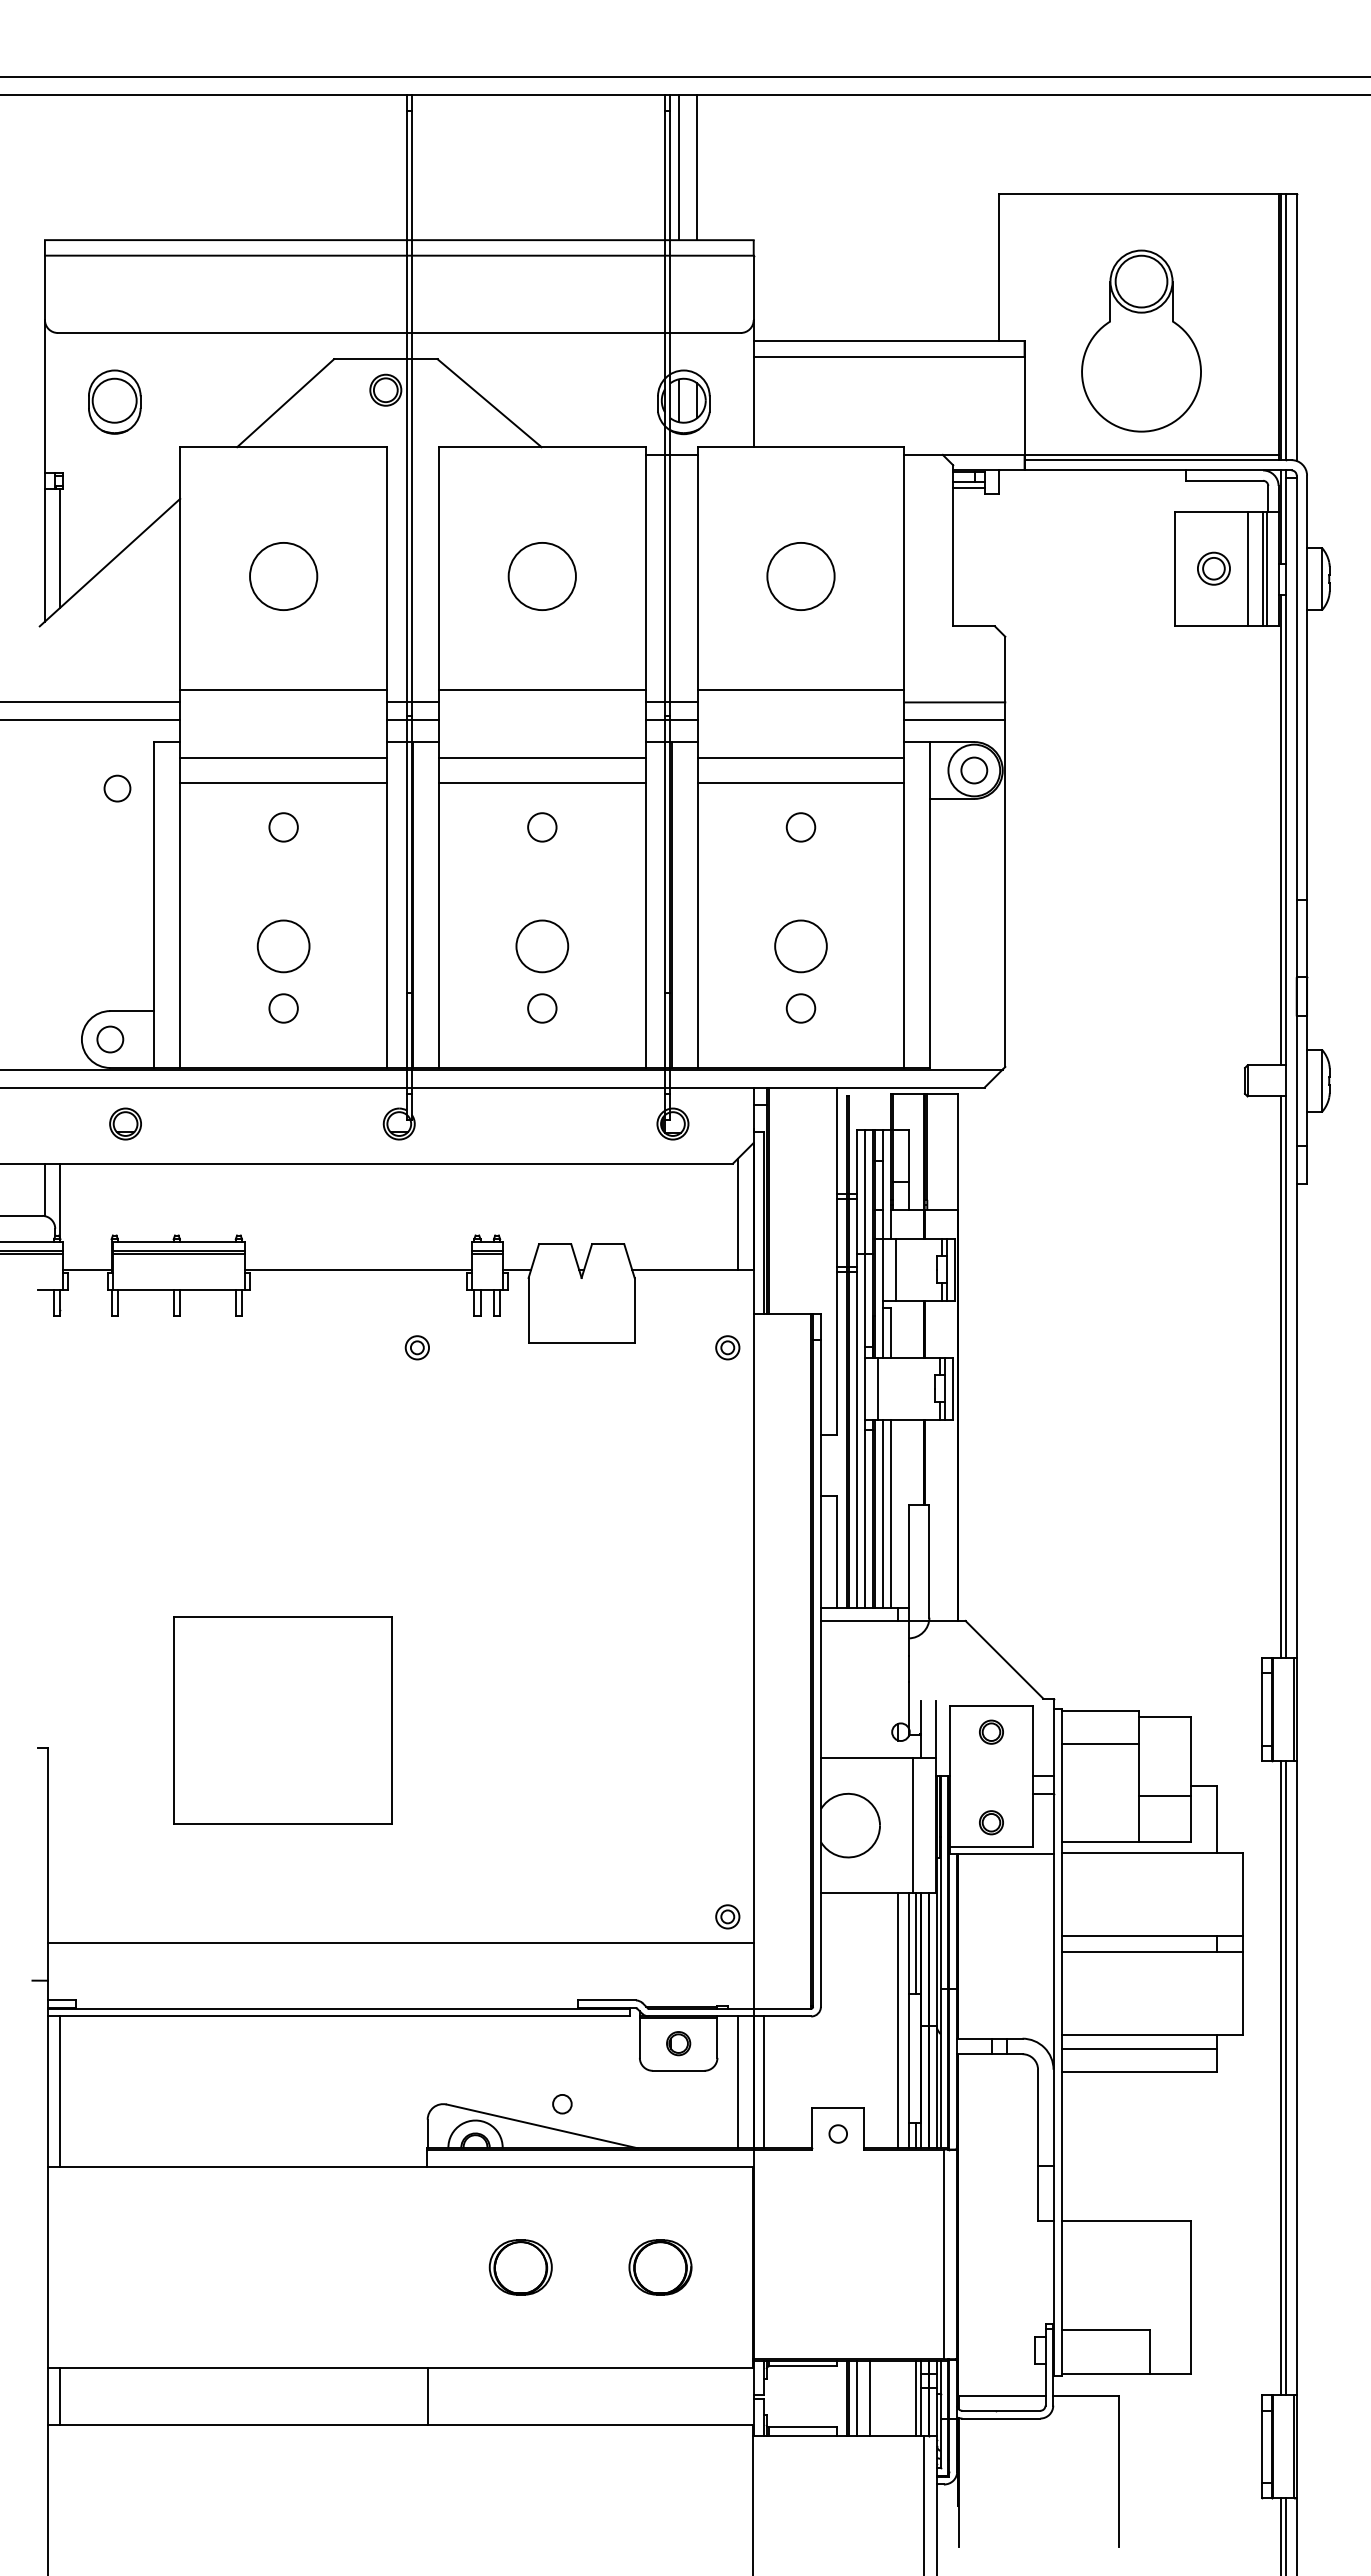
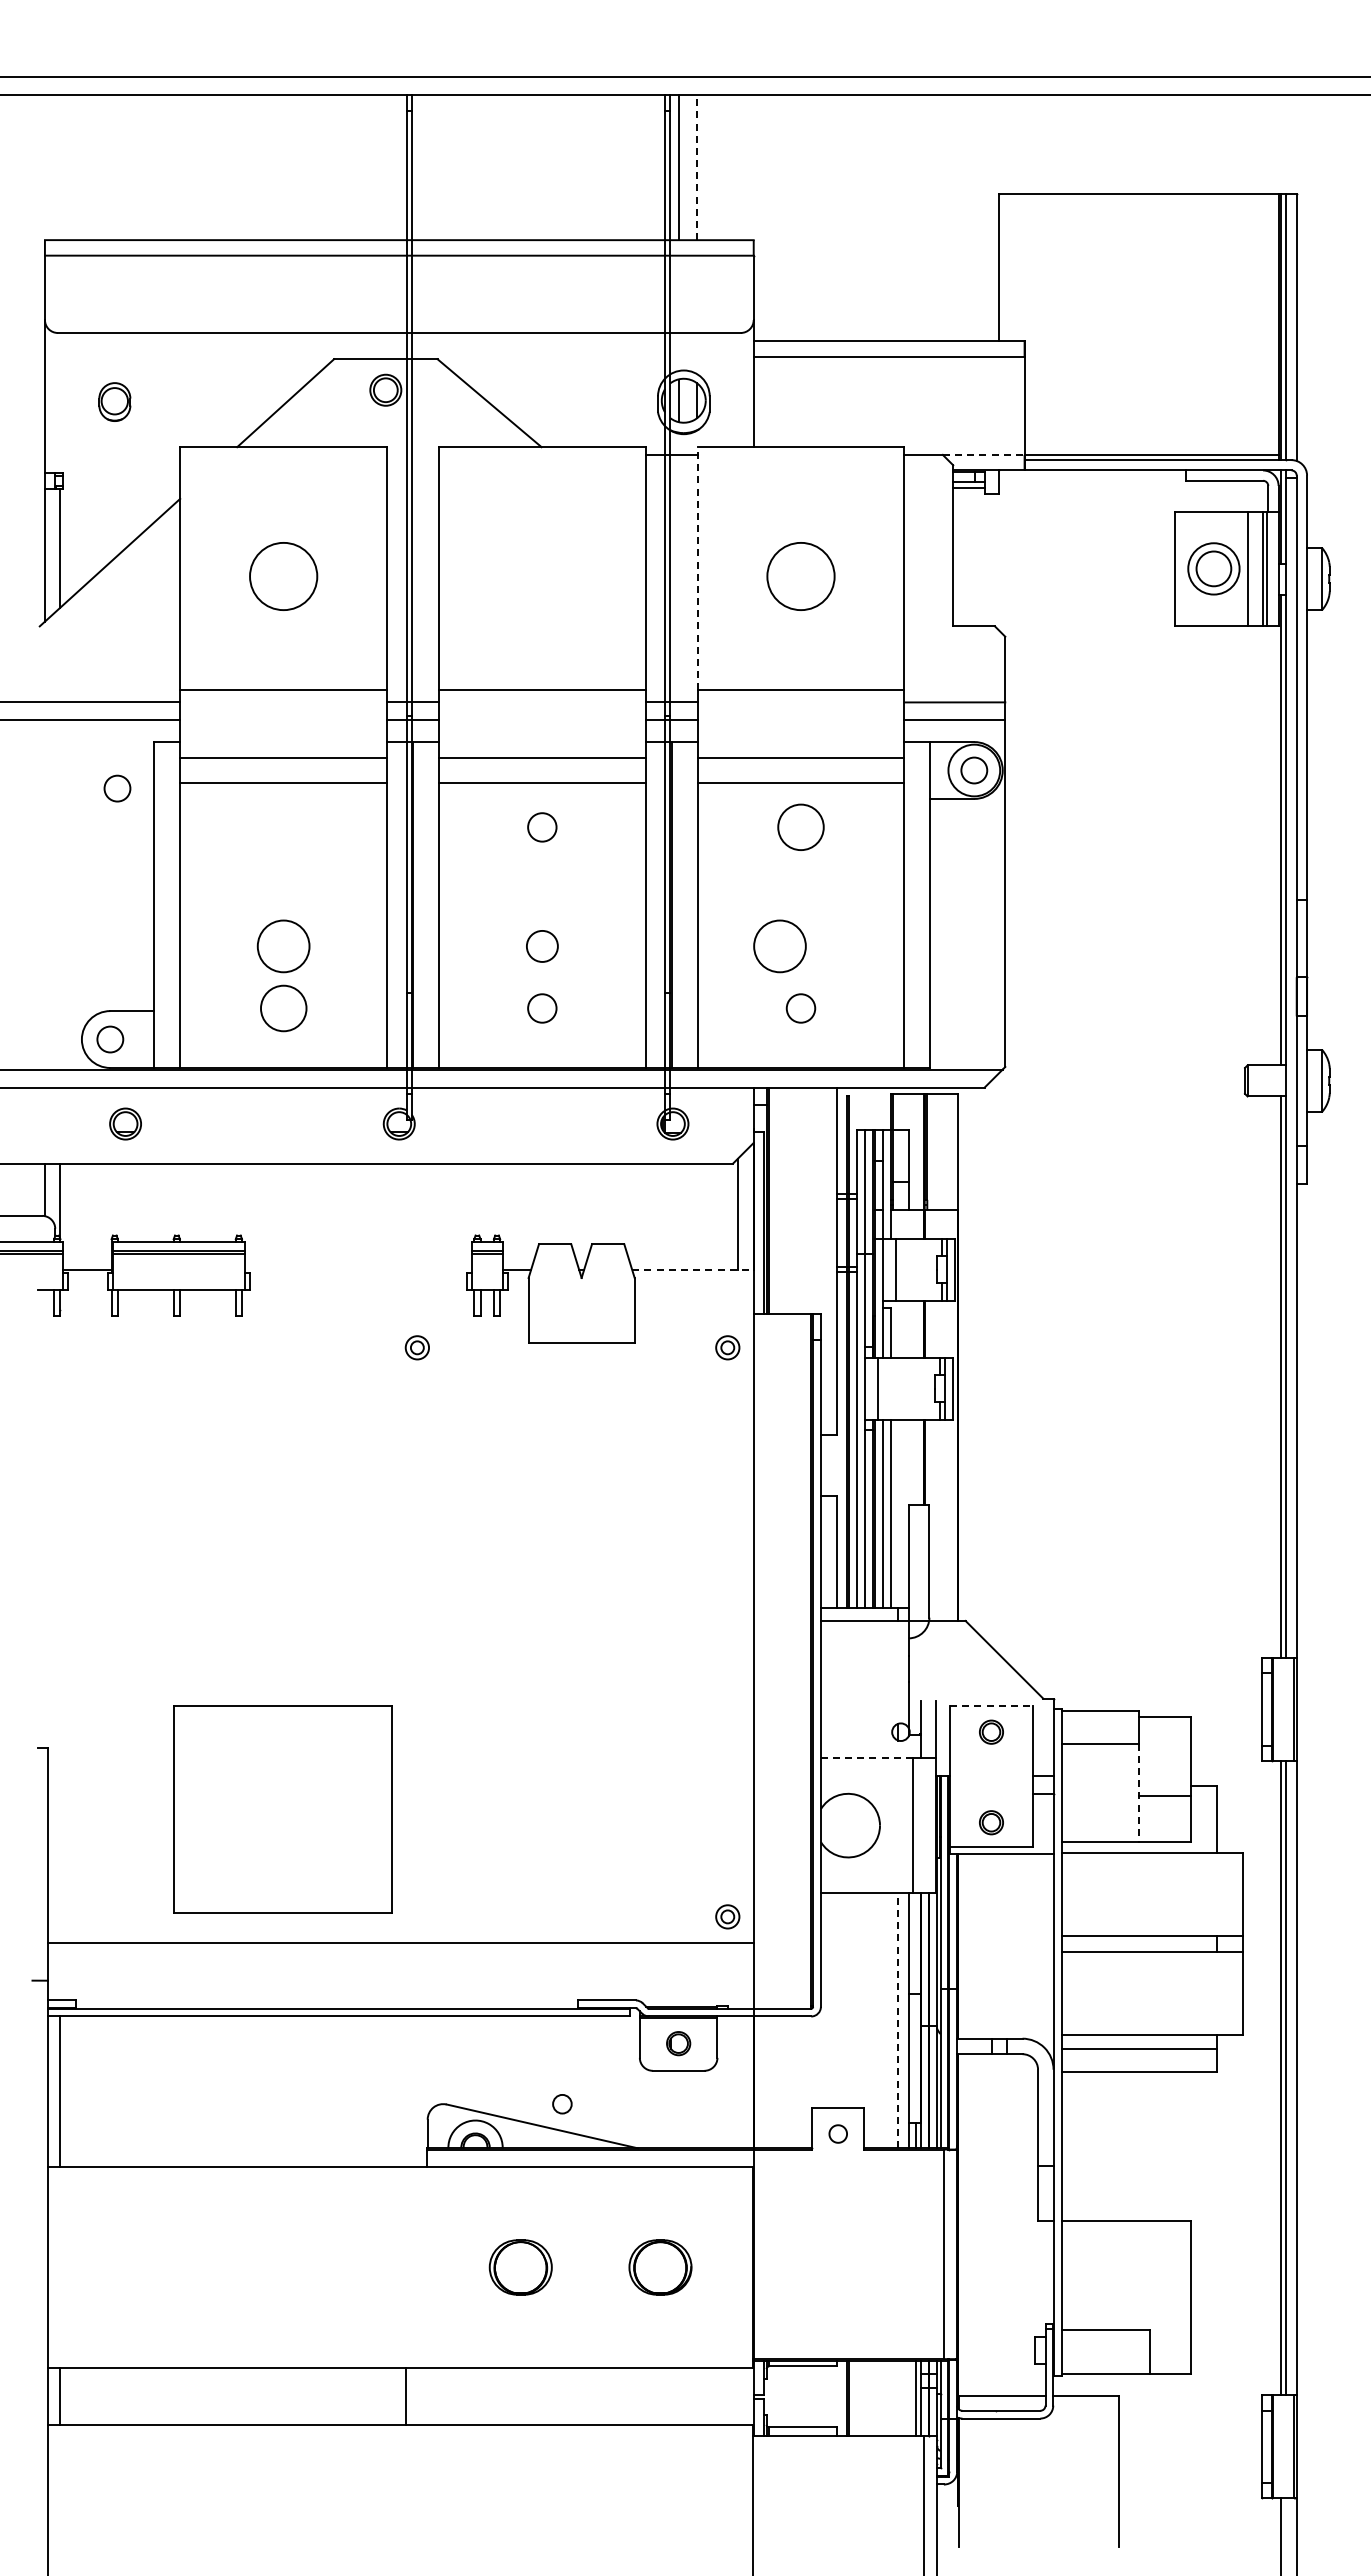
line: solid -> dashed (696, 167)
part: present -> none (1141, 340)
part size: 54x66 px -> 34x40 px (114, 401)
line: solid -> dashed (983, 454)
line: solid -> dashed (697, 568)
part size: 34x35 px -> 54x54 px (1213, 568)
circle: present -> none (541, 576)
circle: present -> none (283, 827)
circle size: 32x31 px -> 48x48 px (800, 826)
circle size: 55x55 px -> 33x33 px (542, 946)
circle position: (800, 946) -> (779, 946) (779, 946)
circle size: 31x31 px -> 48x49 px (283, 1008)
line: present -> none (357, 1270)
line: solid -> dashed (692, 1270)
line: solid -> dashed (991, 1706)
part position: (282, 1720) -> (282, 1809) (282, 1809)
line: solid -> dashed (866, 1758)
line: solid -> dashed (1139, 1793)
line: present -> none (915, 1942)
line: solid -> dashed (898, 2020)
line: present -> none (738, 2082)
line: present -> none (763, 2082)
line position: (427, 2396) -> (405, 2396) (405, 2396)
line: present -> none (857, 2397)
line: present -> none (869, 2397)
line: present -> none (1286, 2535)
